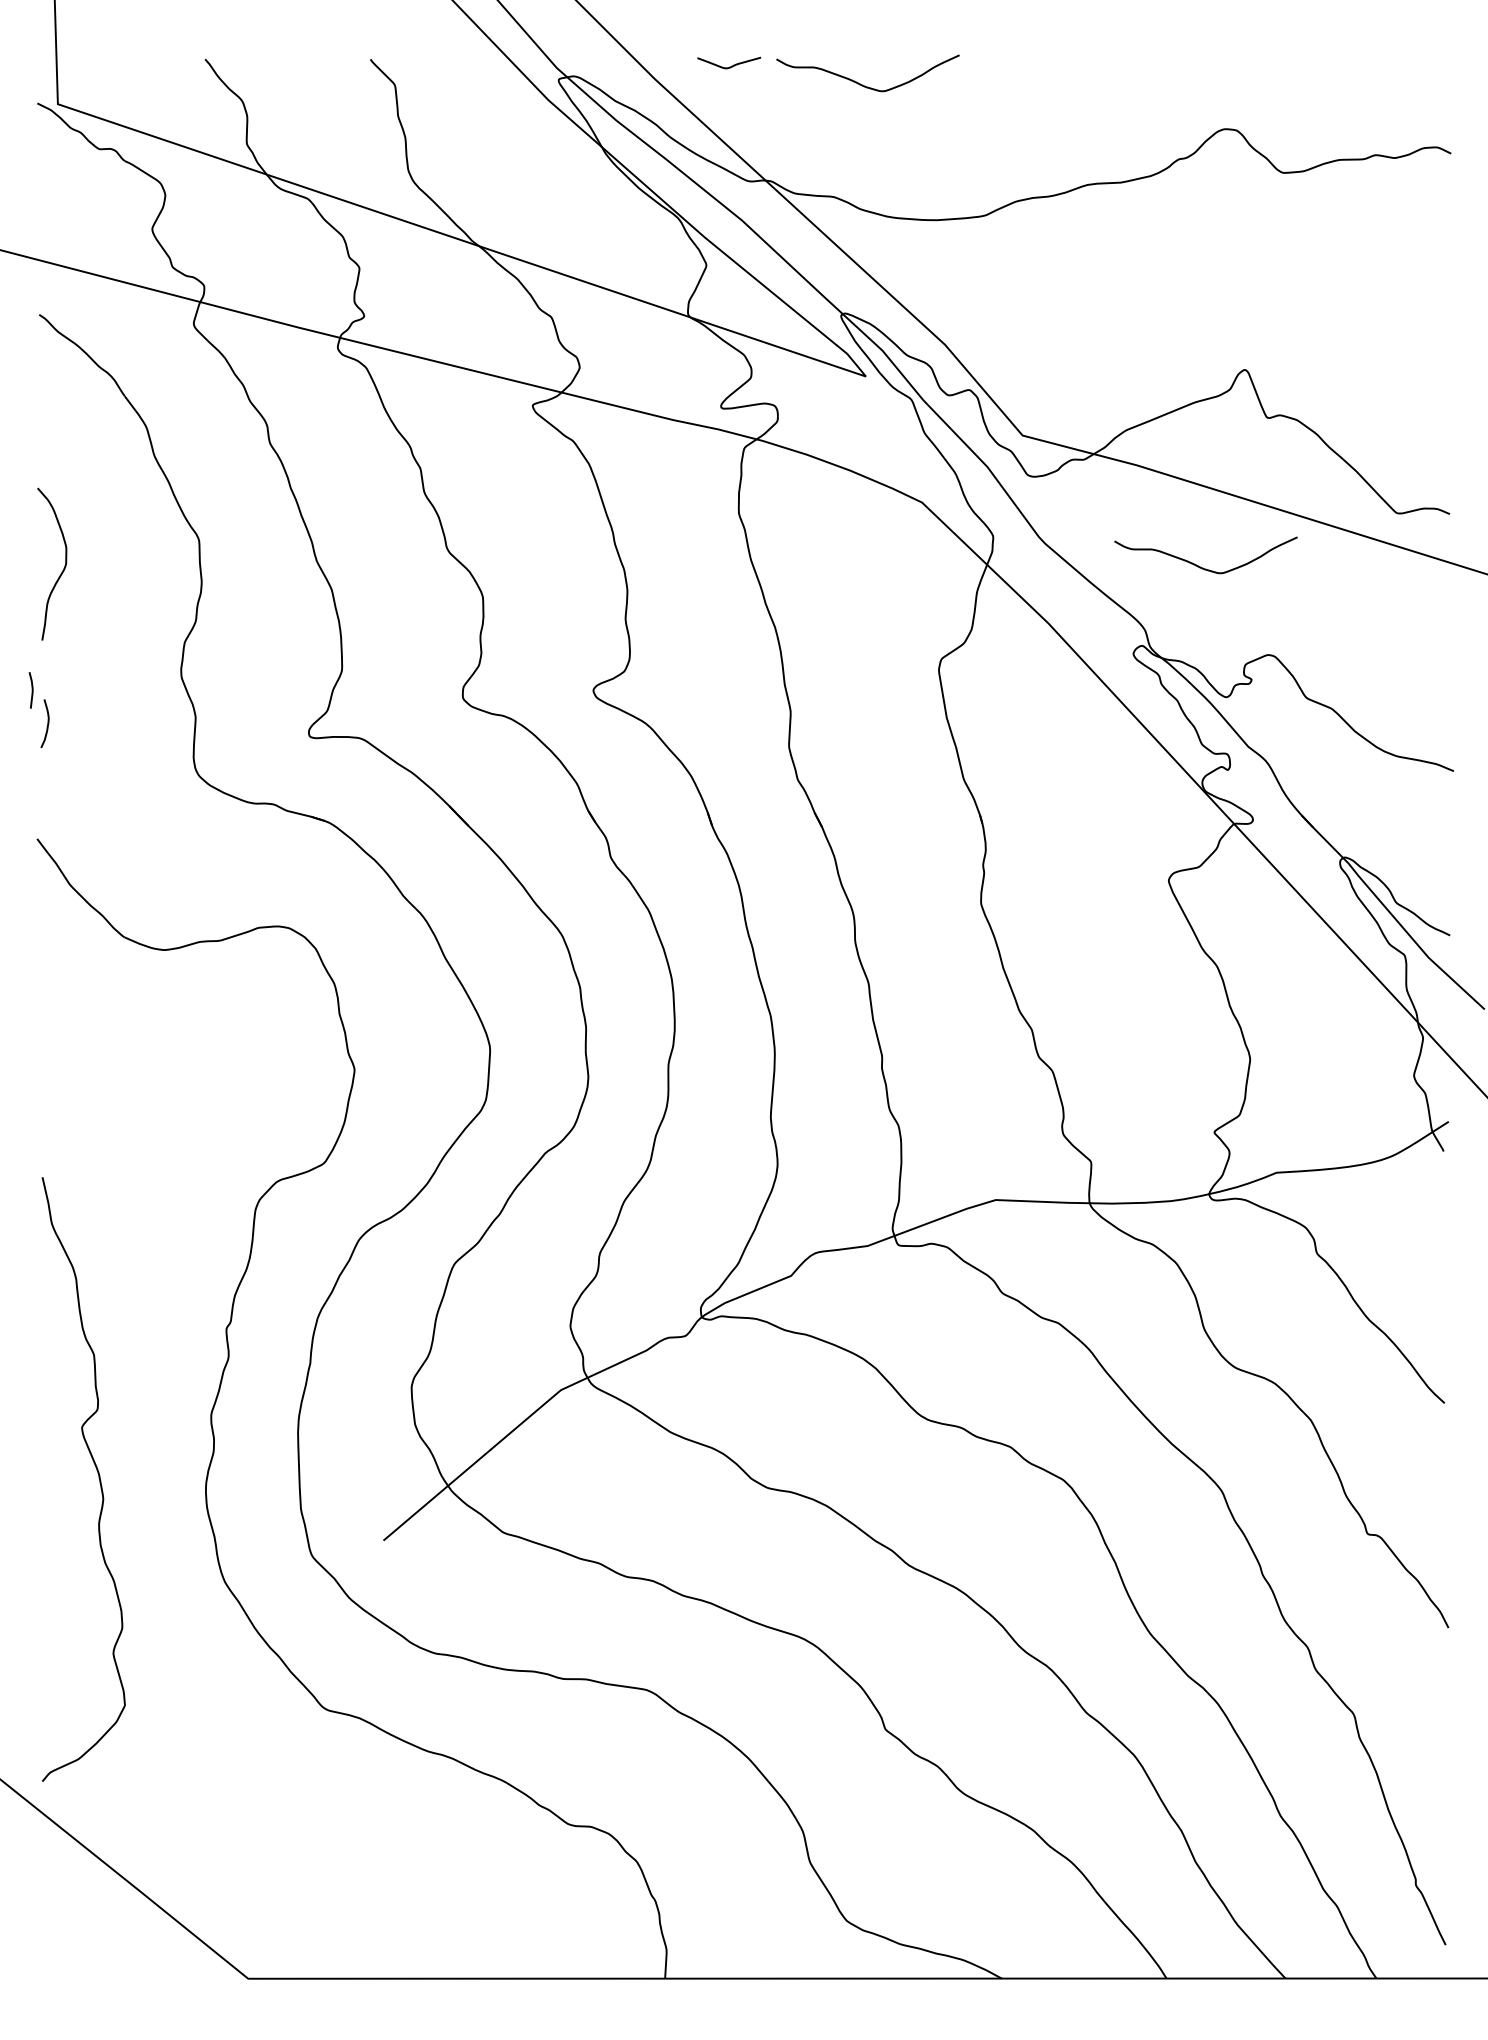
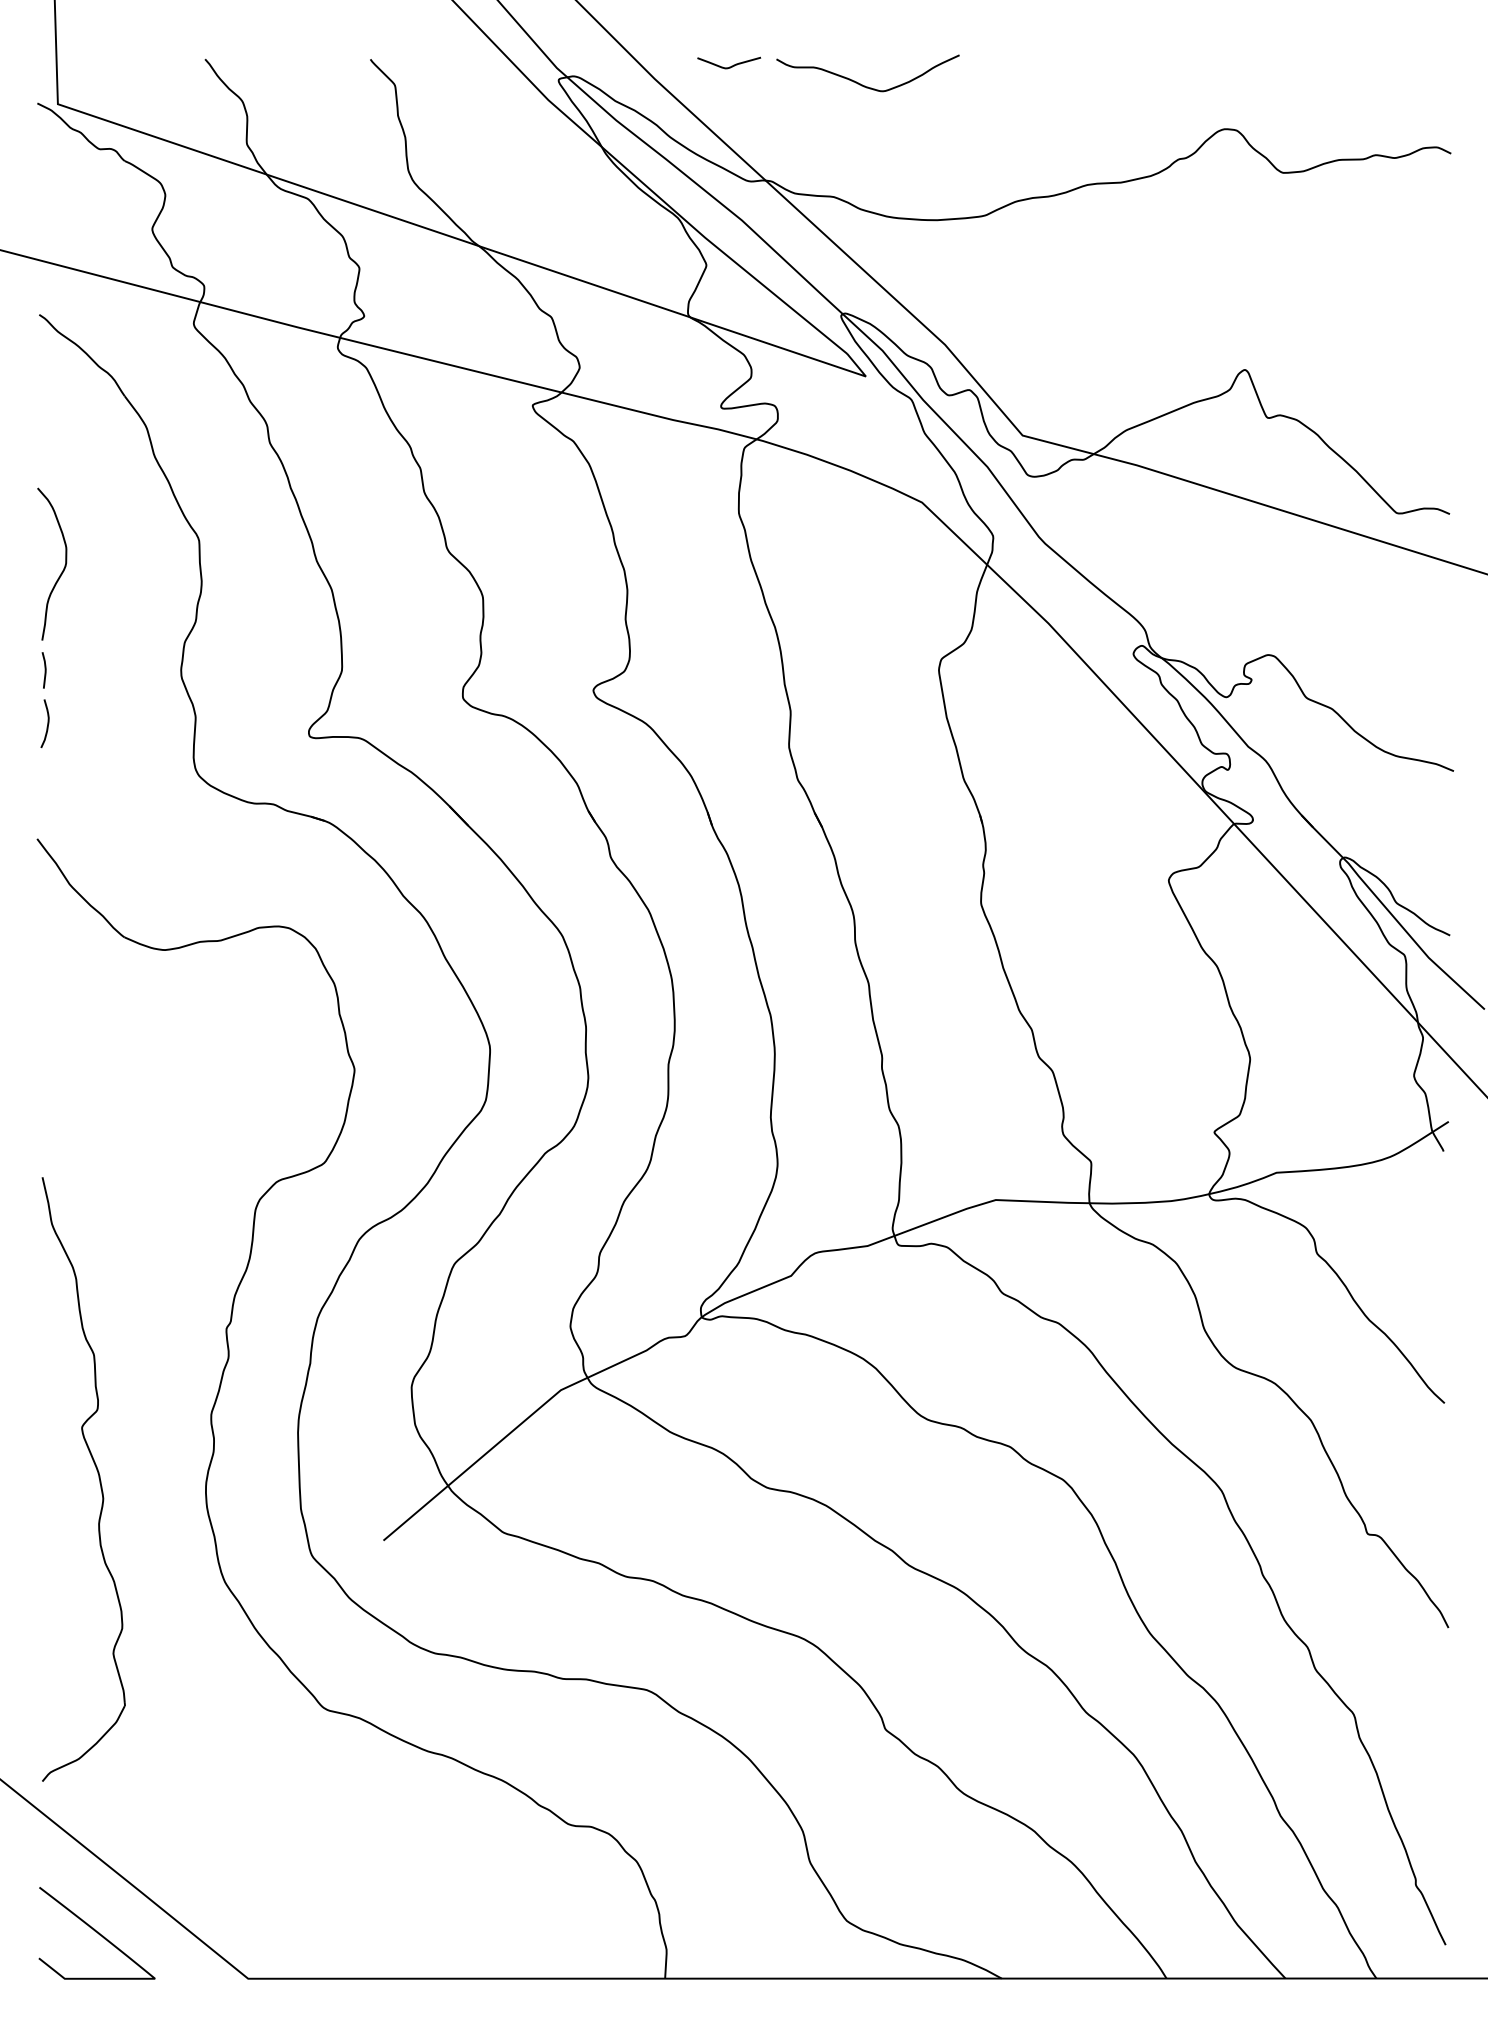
curve: present -> none (1200, 566)
line position: (31, 690) -> (44, 670) (44, 670)
curve: none -> present (96, 1932)
